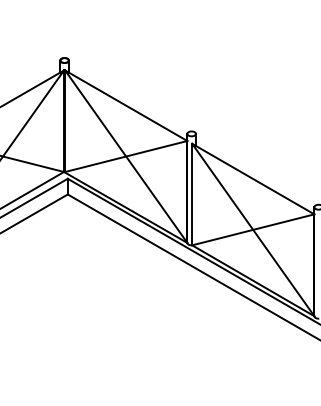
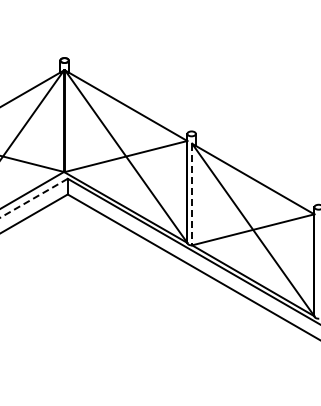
line: solid -> dashed (192, 194)
line: solid -> dashed (34, 198)
